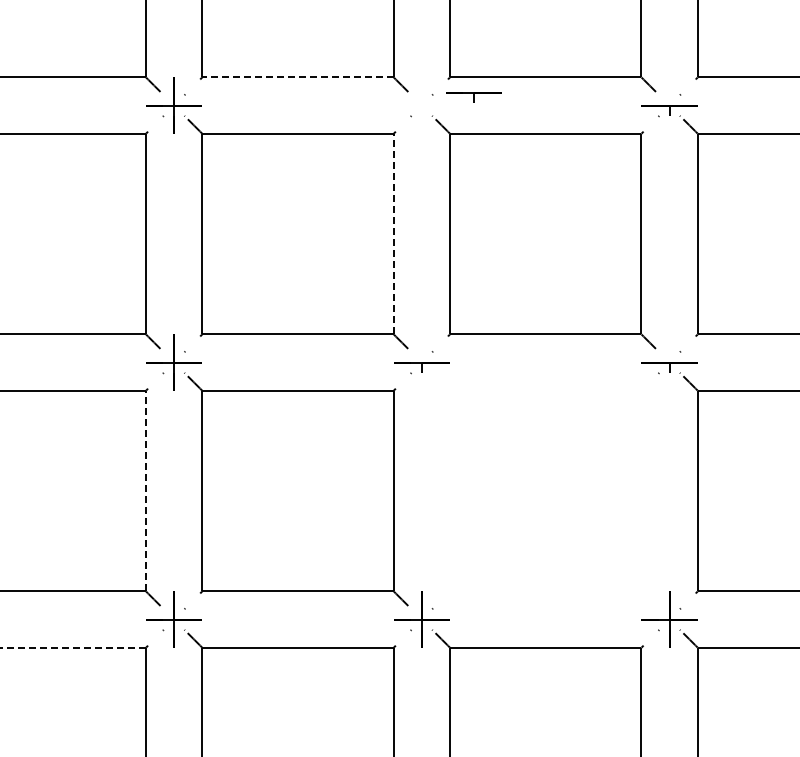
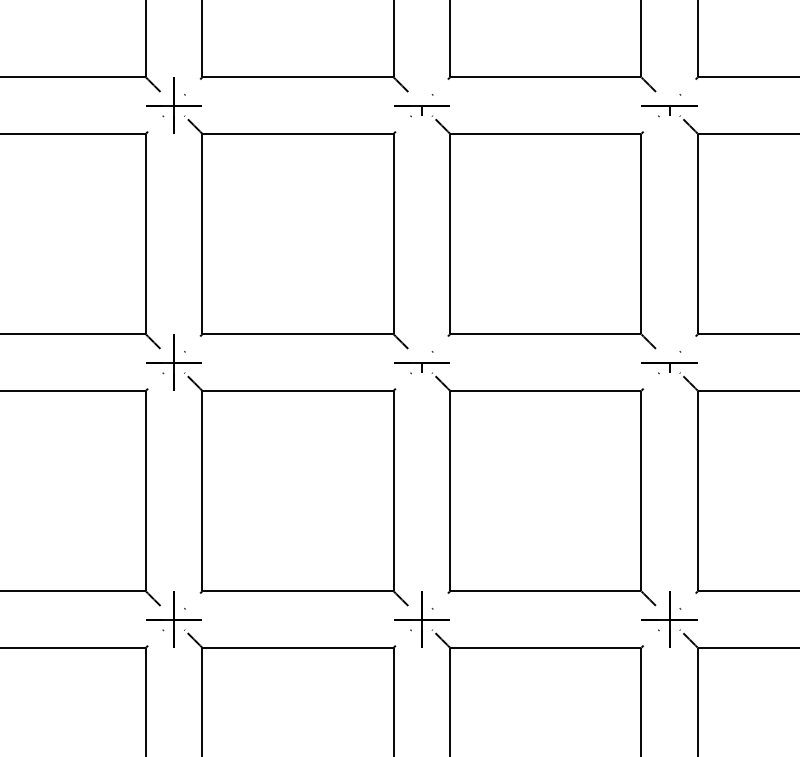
line: dashed -> solid (298, 77)
part position: (473, 97) -> (421, 110) (421, 110)
line: dashed -> solid (393, 233)
part: none -> present (543, 489)
line: dashed -> solid (145, 490)
line: dashed -> solid (73, 647)
